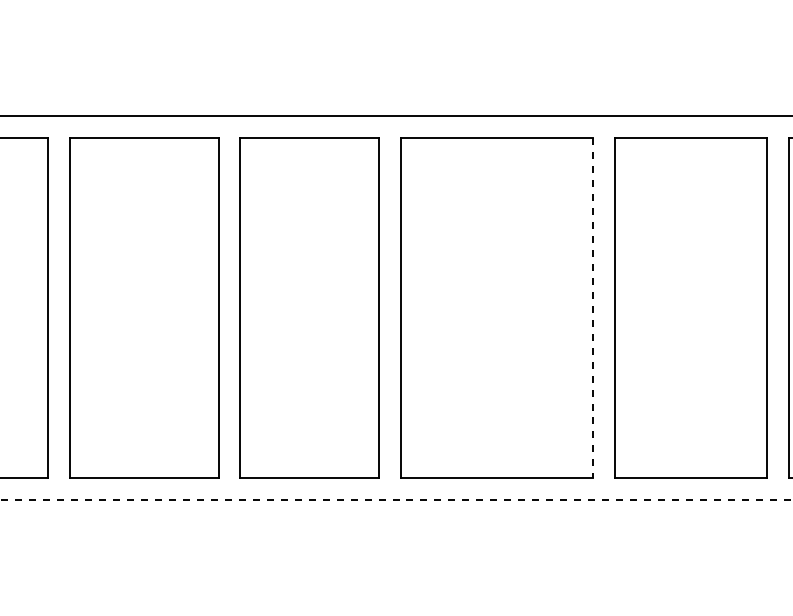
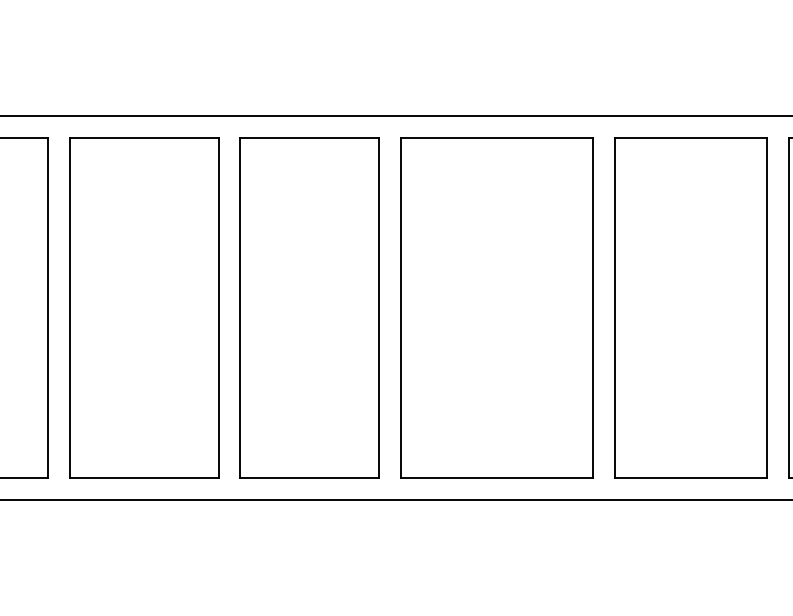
line: dashed -> solid (593, 307)
line: dashed -> solid (395, 499)
